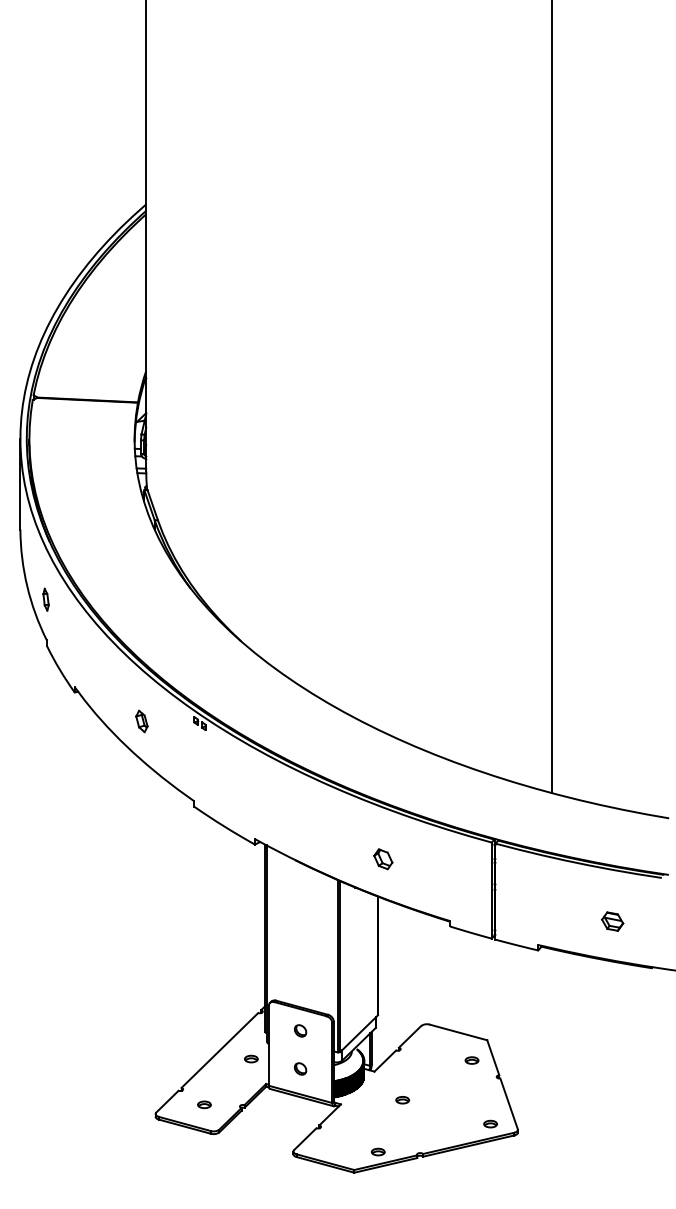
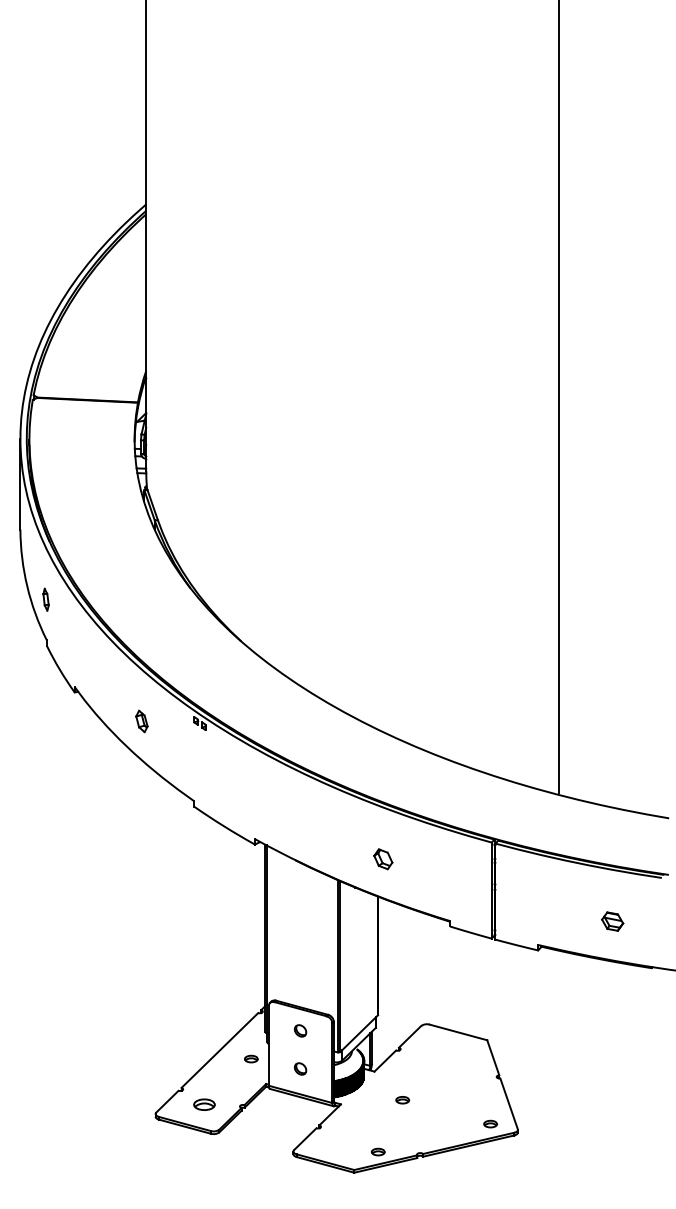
line position: (552, 397) -> (559, 397) (559, 397)
part: present -> none (471, 1060)
part size: 15x10 px -> 23x13 px (204, 1104)
